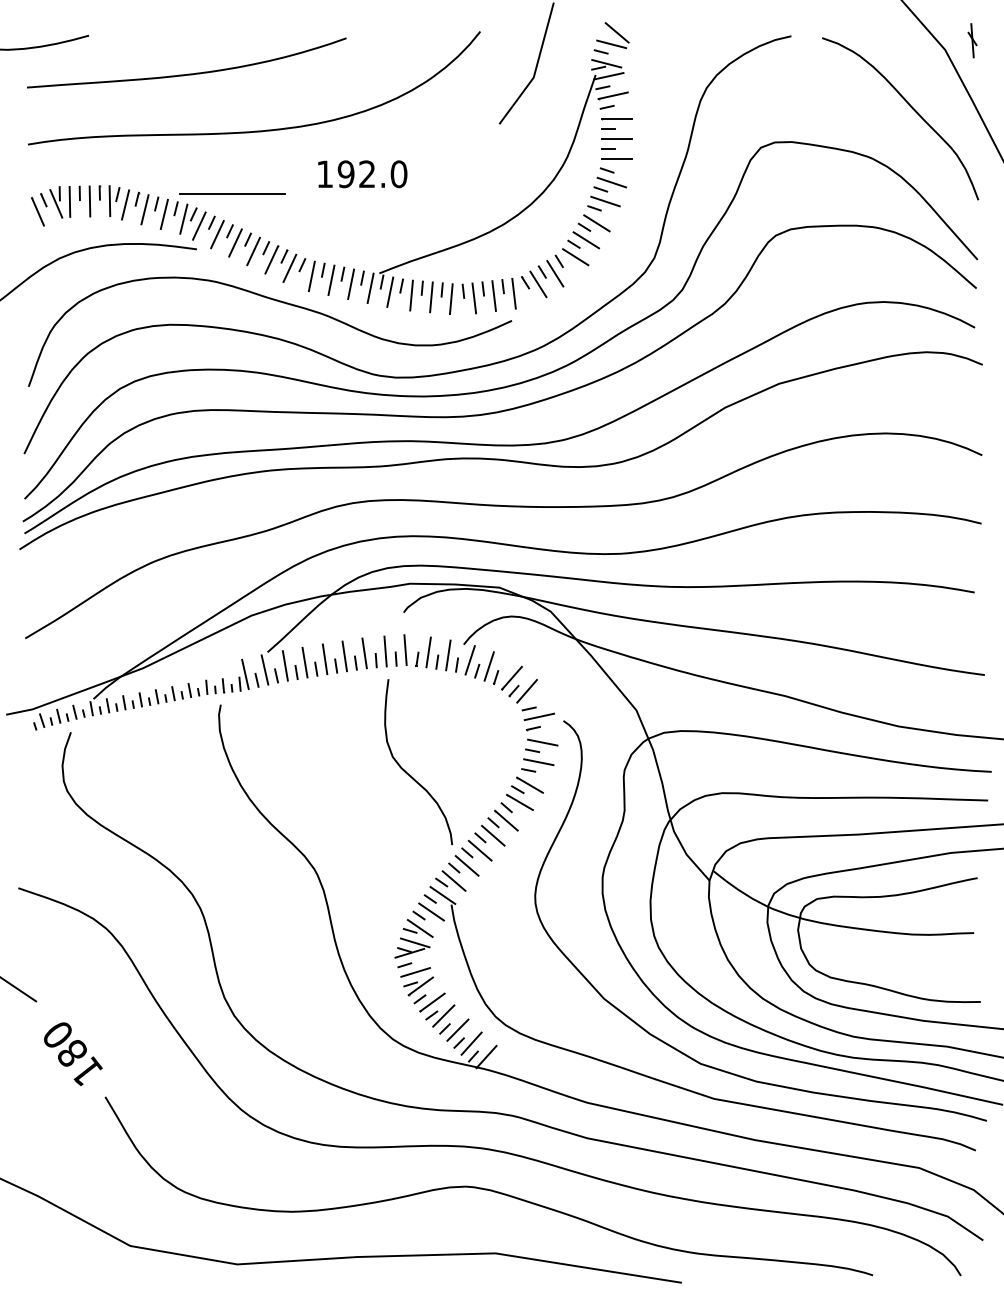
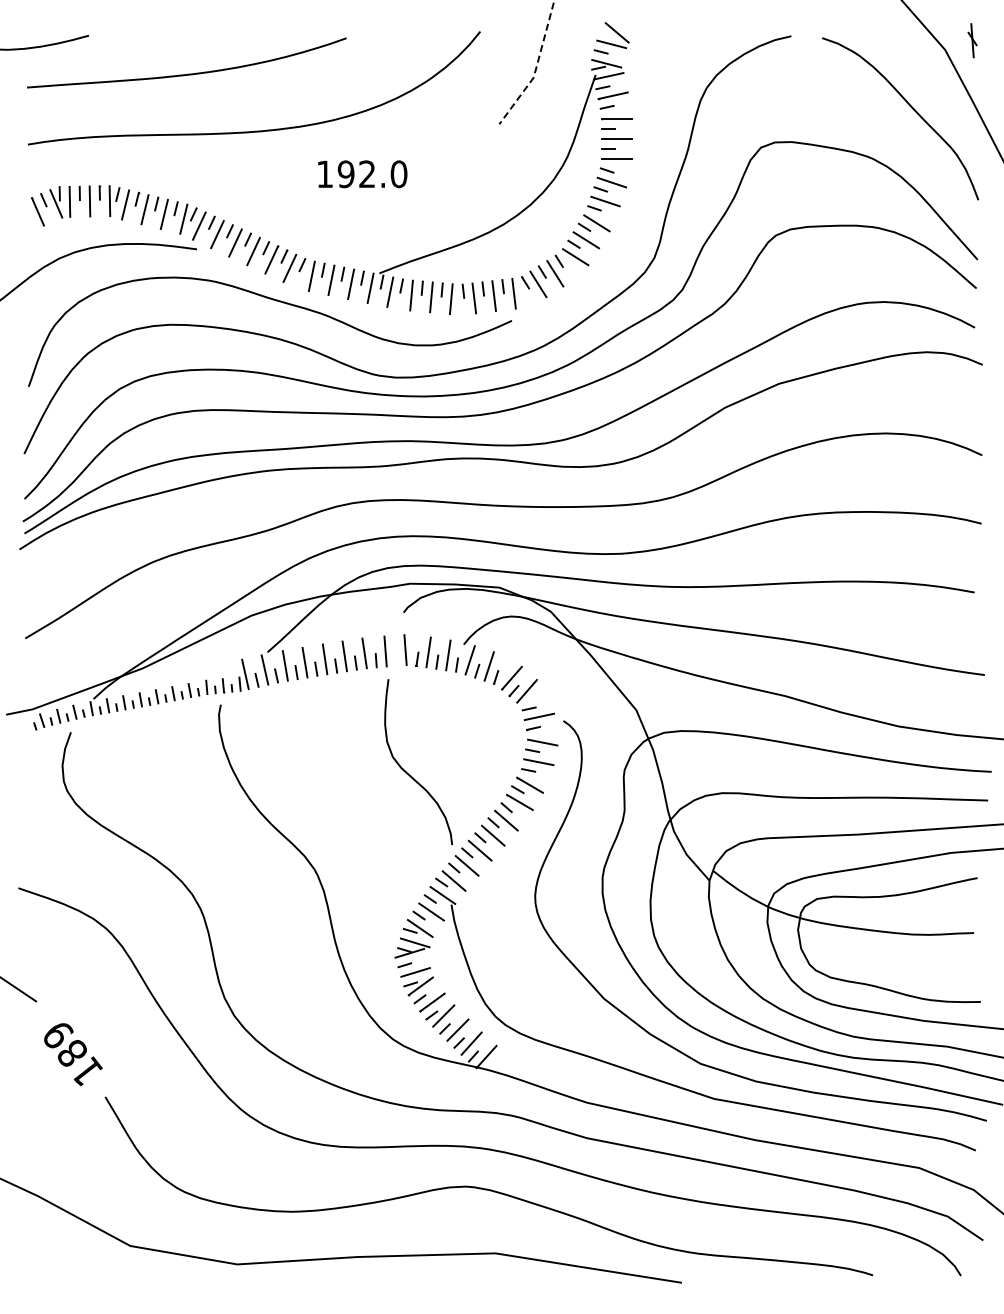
line: solid -> dashed (536, 69)
line: present -> none (232, 194)
line: present -> none (395, 658)
text: 180 -> 189 (58, 1035)
